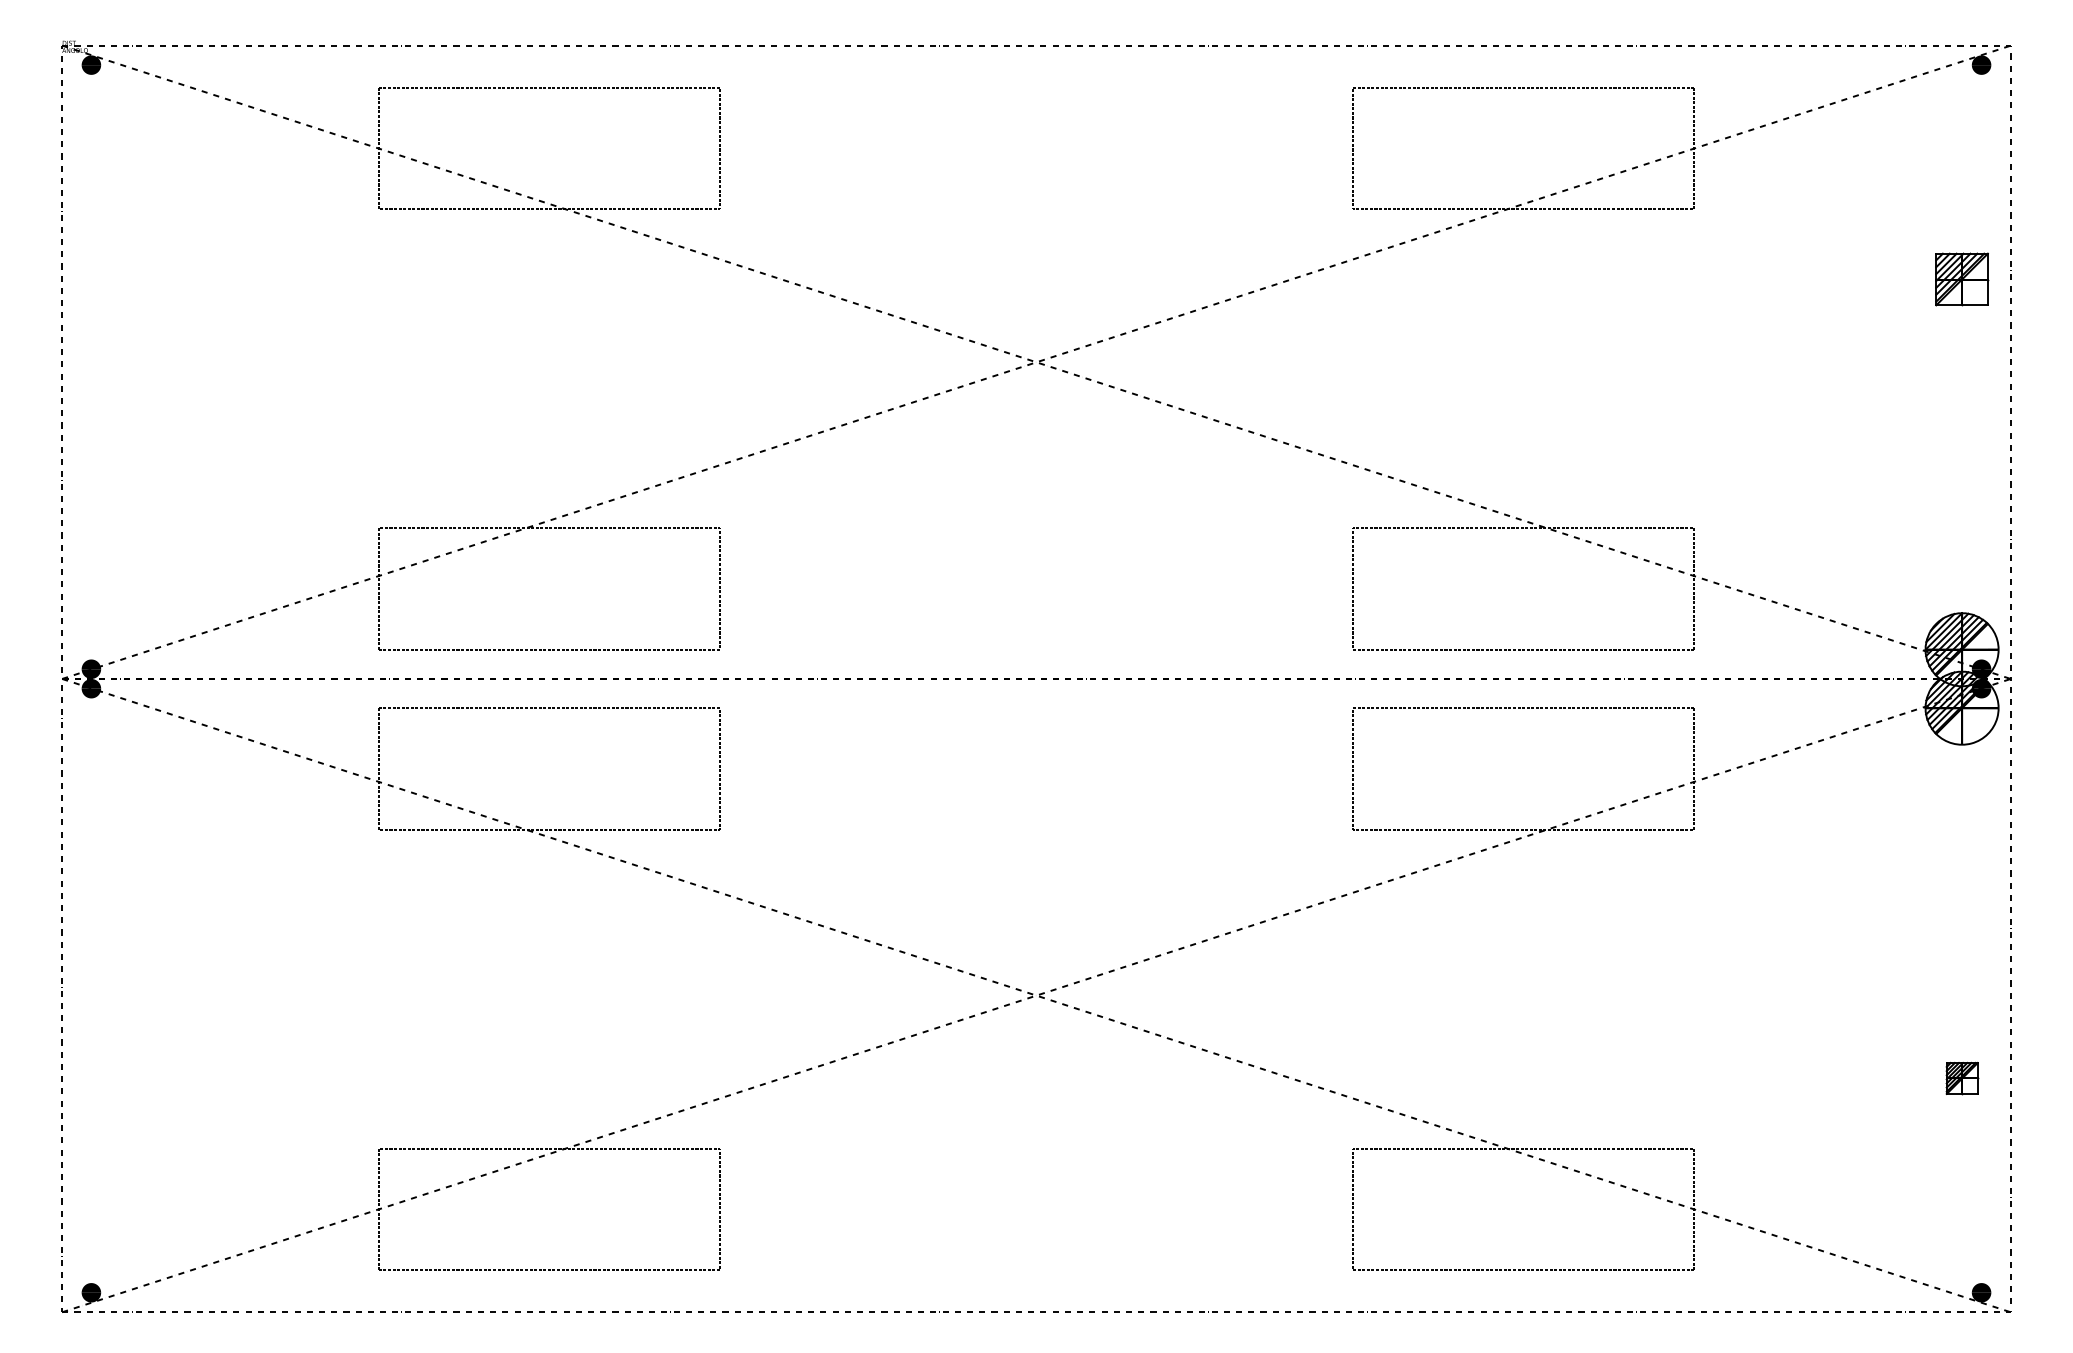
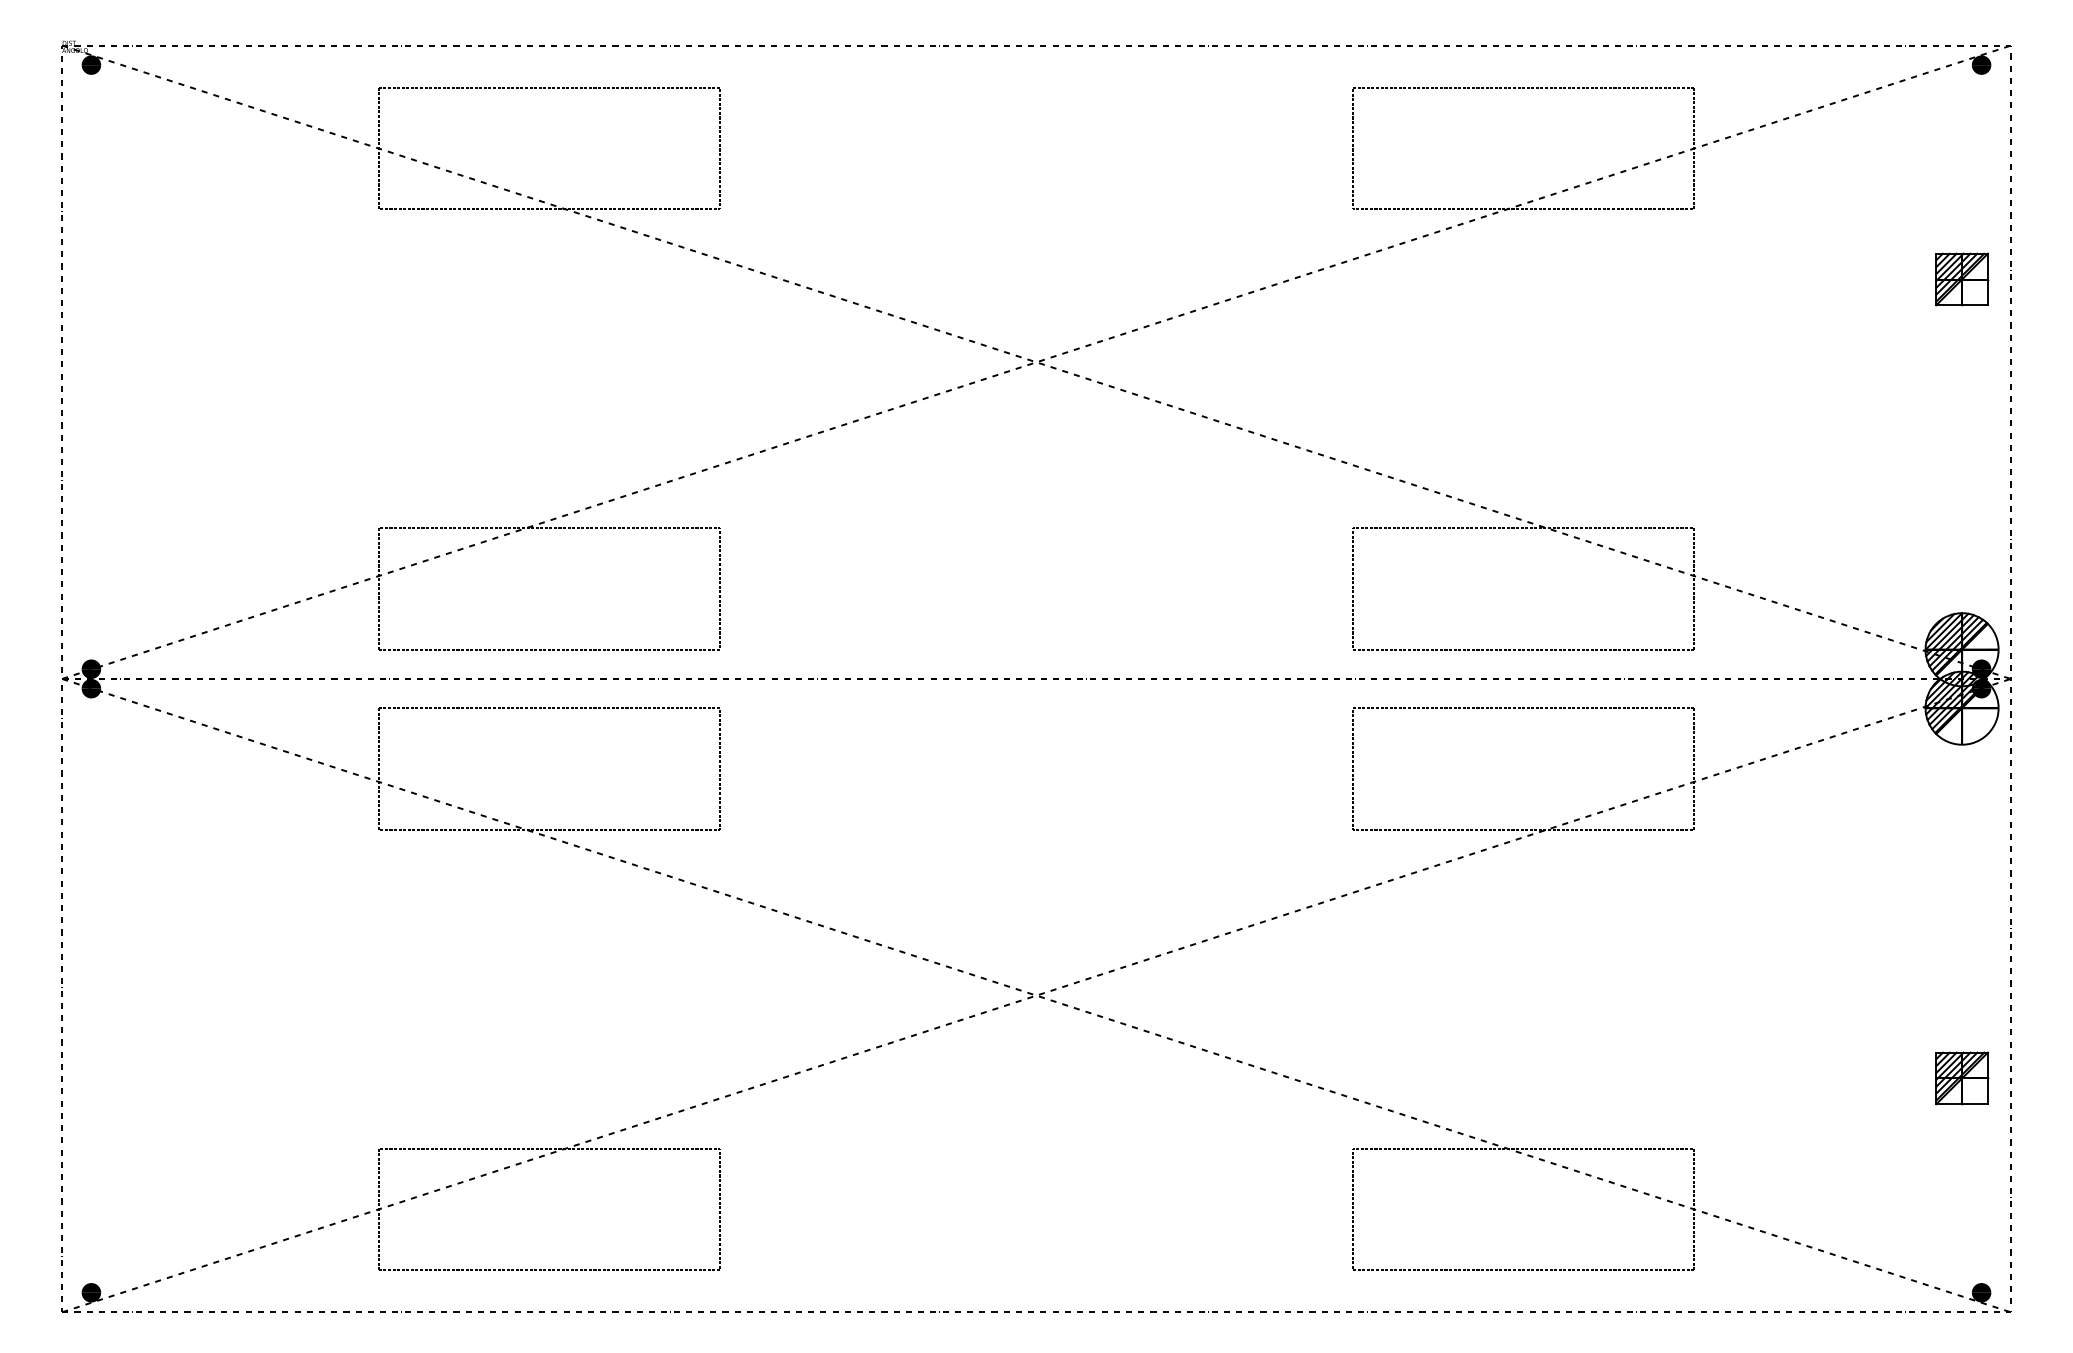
part size: 35x35 px -> 55x55 px (1962, 1078)
